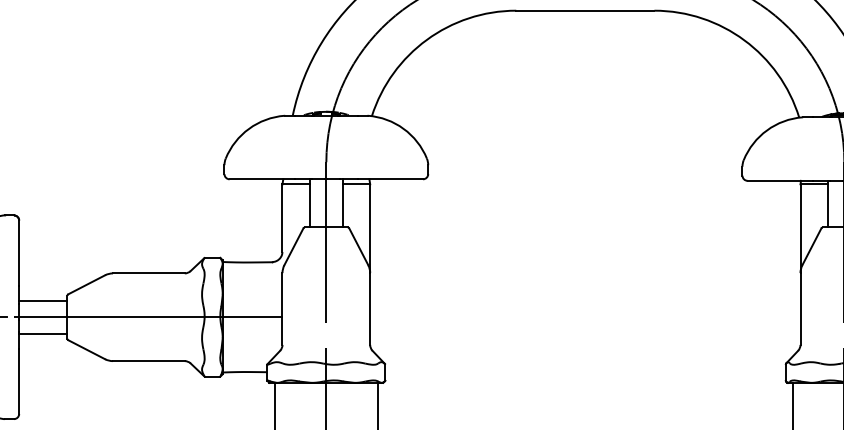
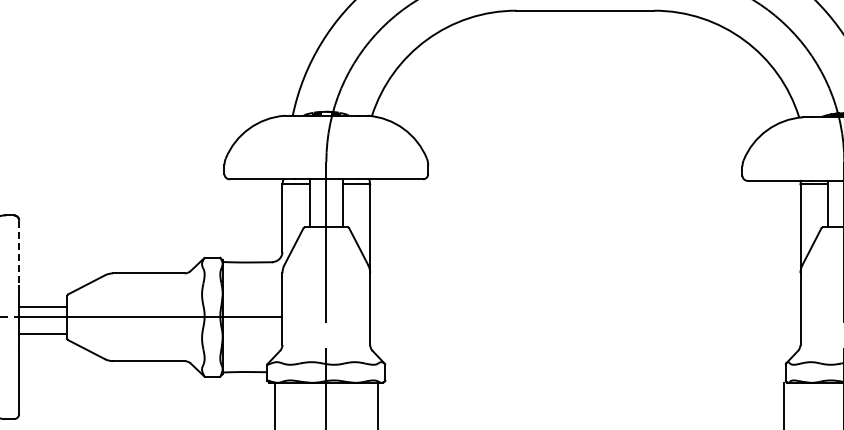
line: solid -> dashed (19, 253)
line position: (43, 300) -> (43, 306) (43, 306)
line position: (792, 404) -> (783, 404) (783, 404)
